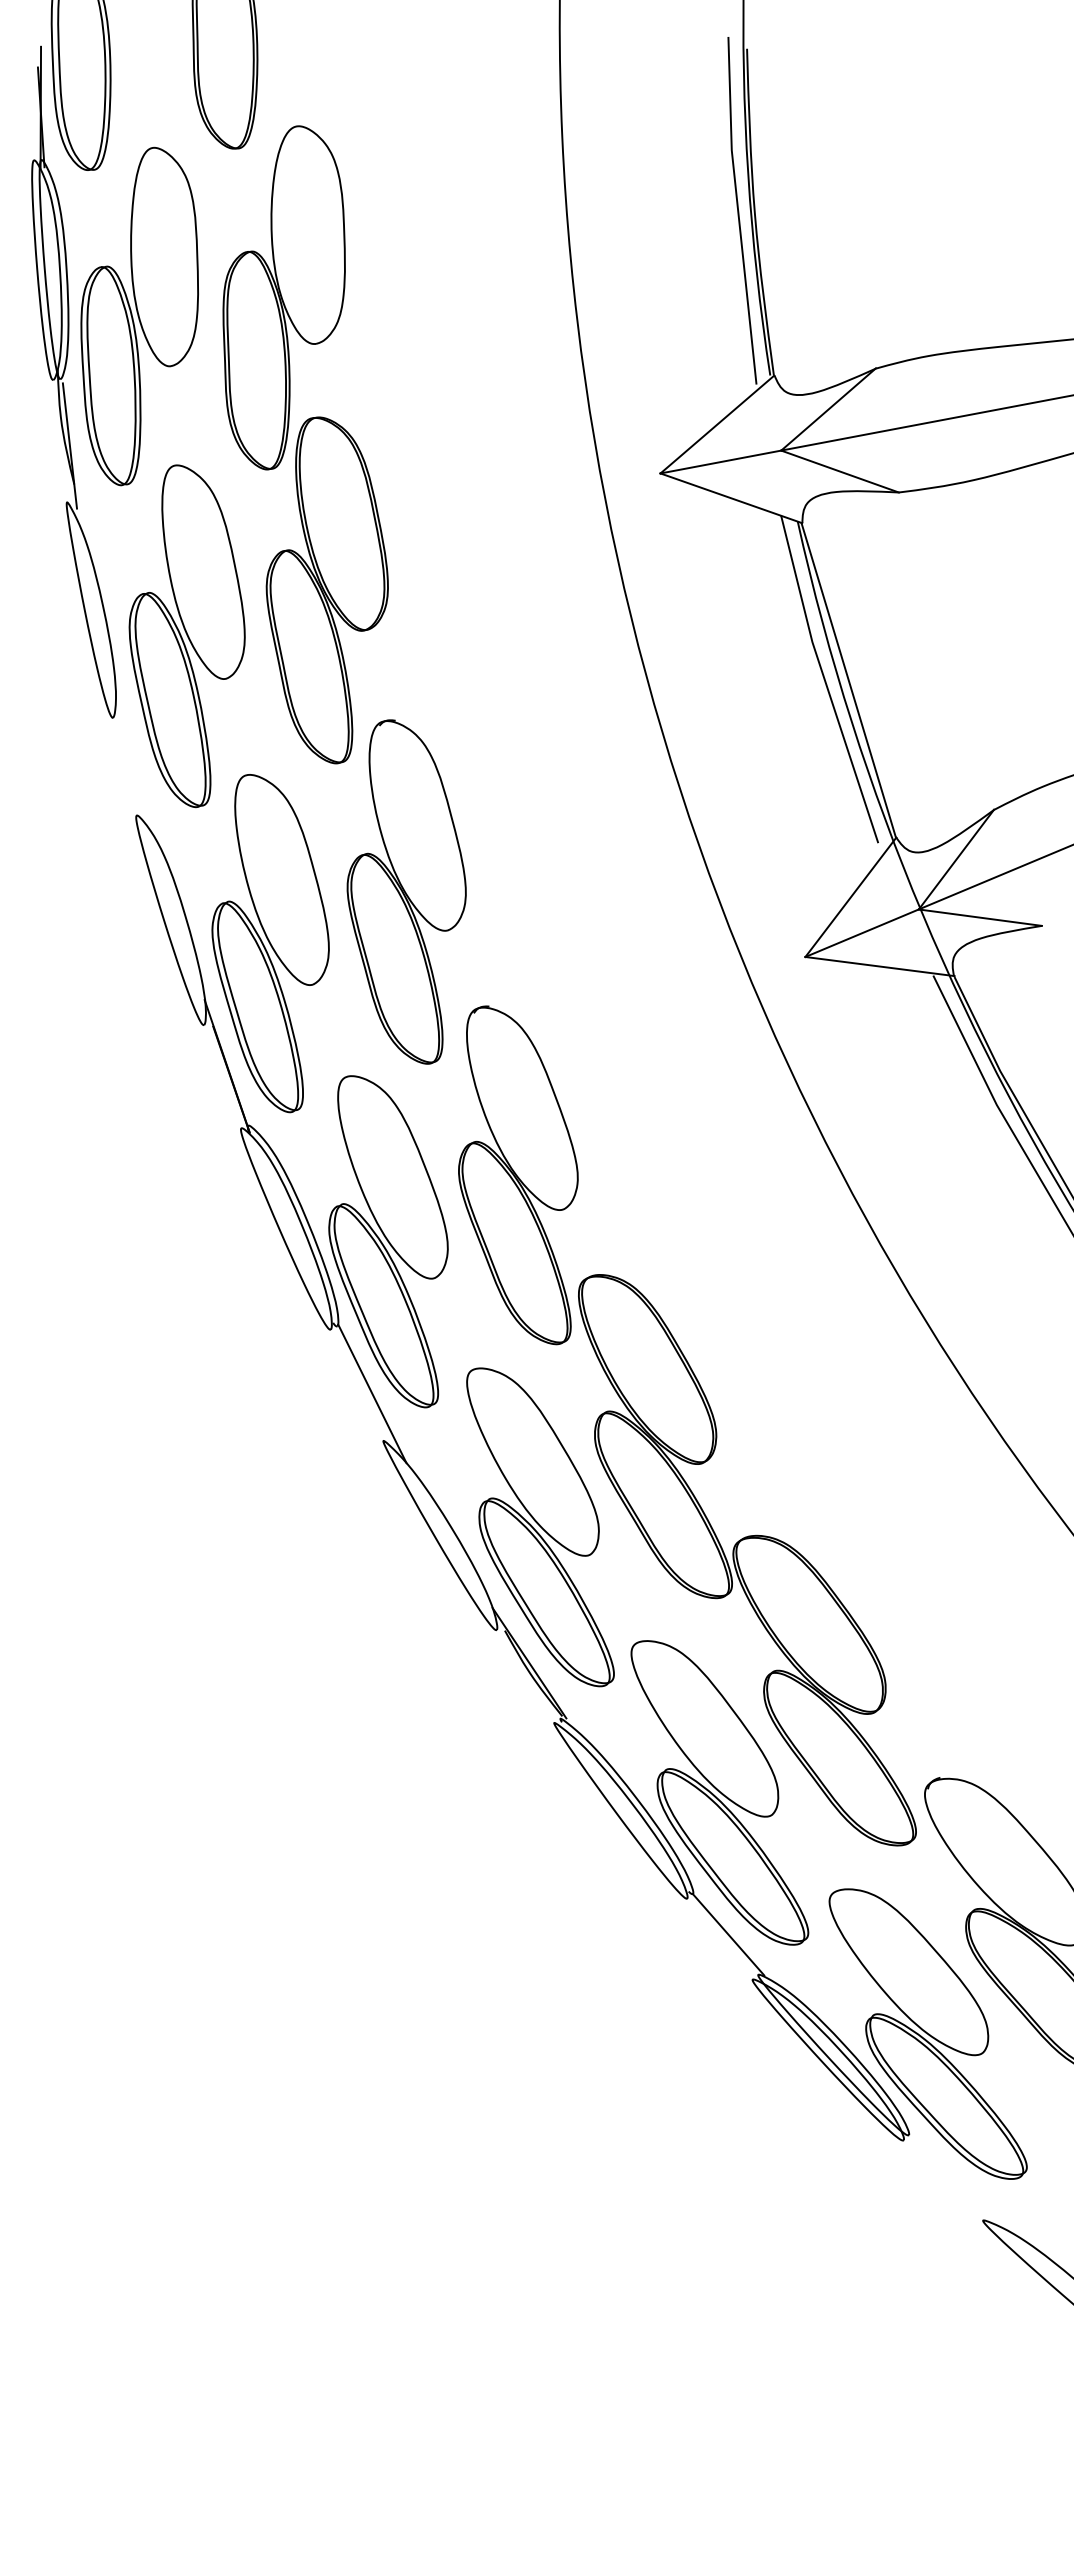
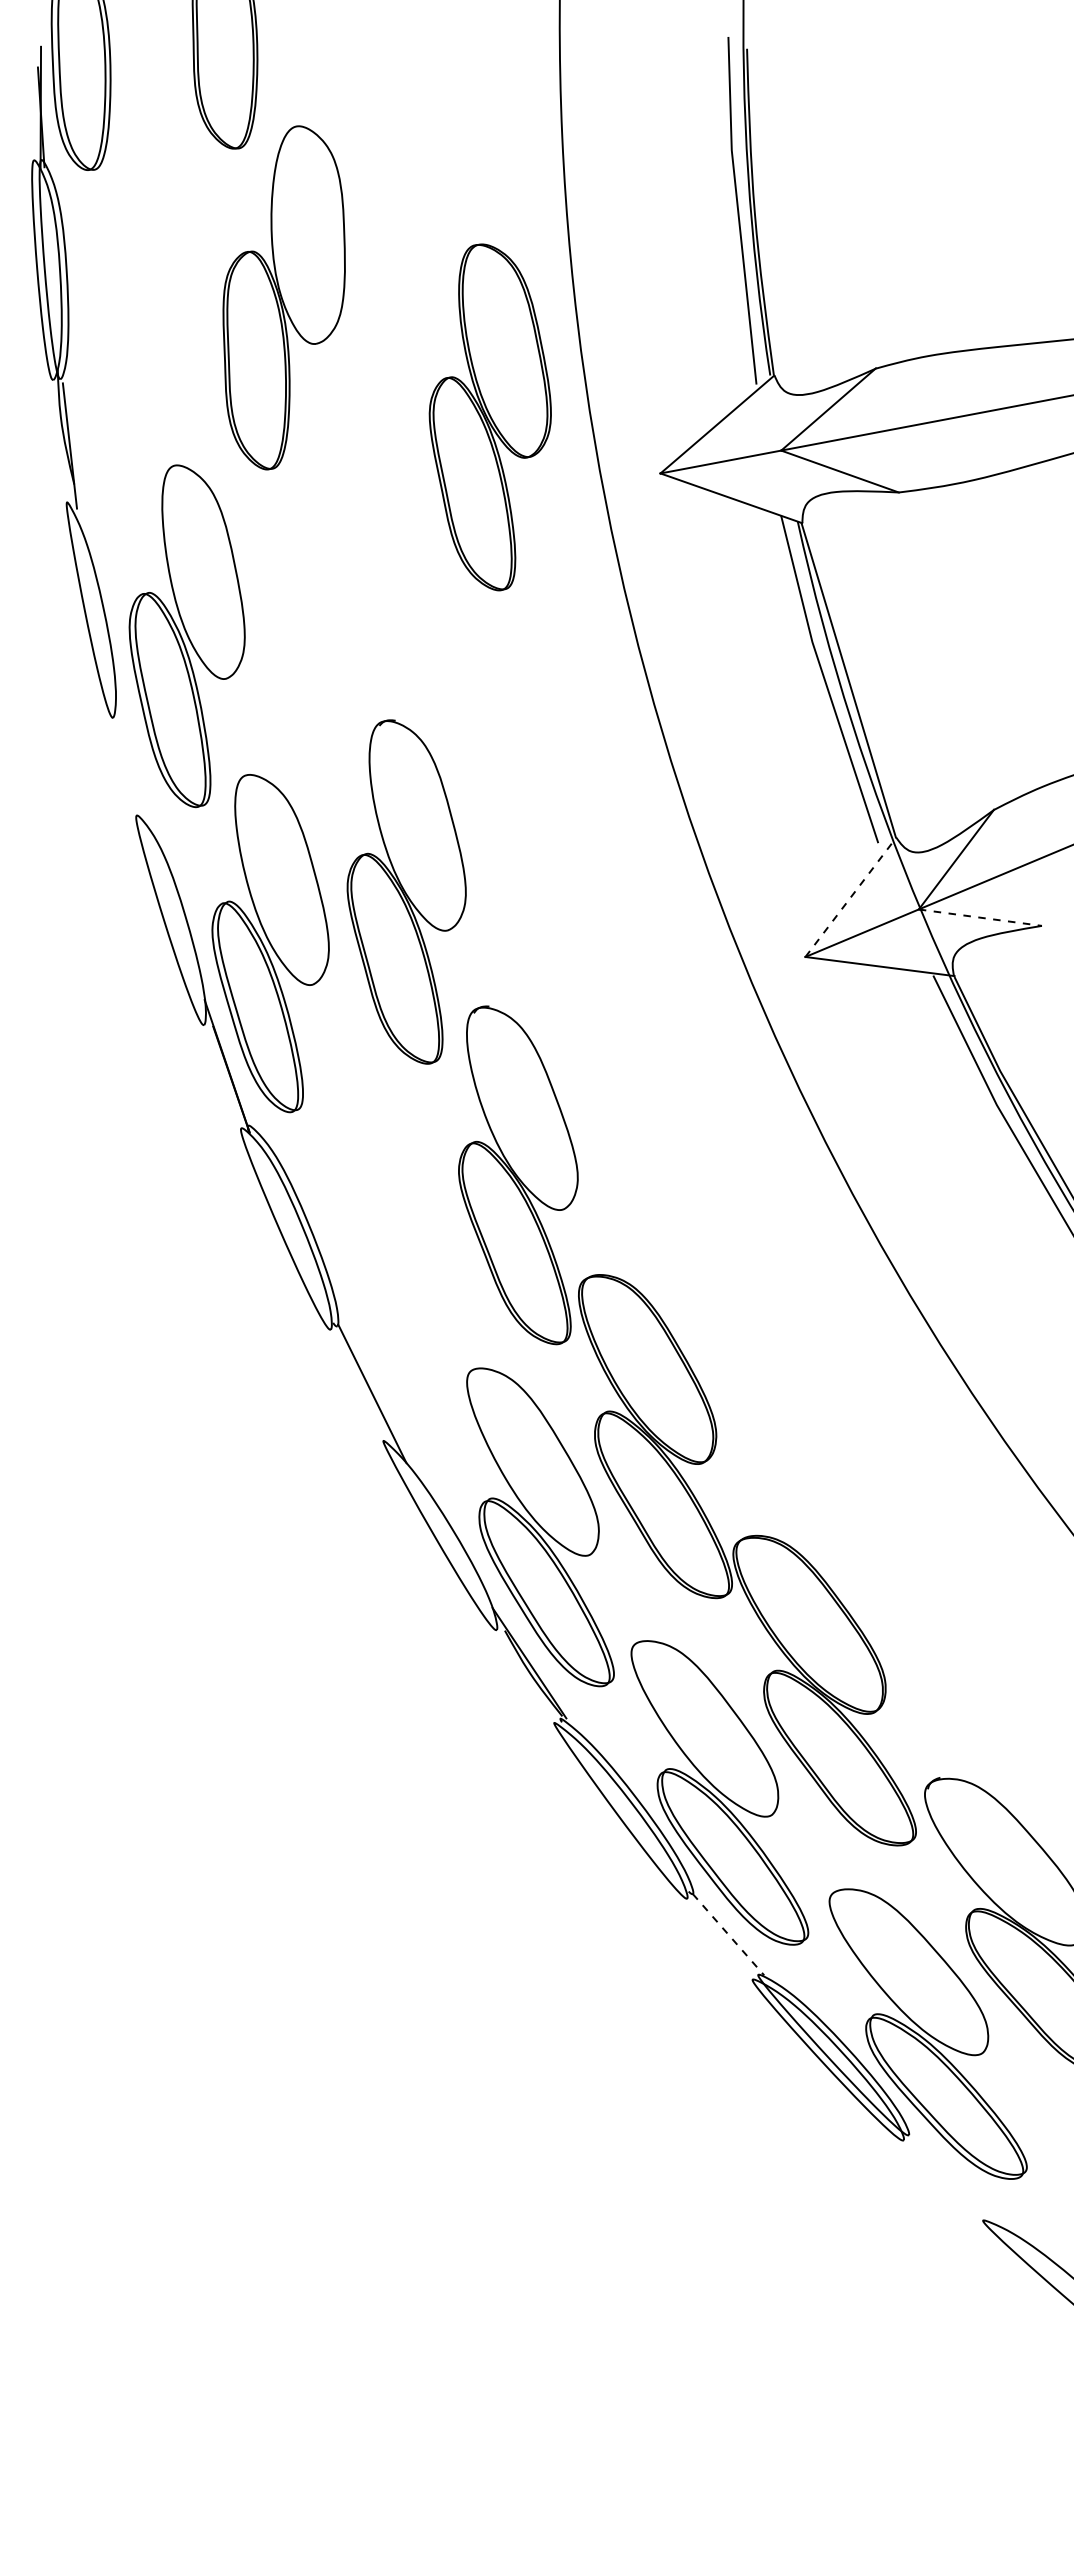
part: present -> none (139, 316)
part position: (326, 590) -> (489, 417) (489, 417)
line: solid -> dashed (851, 896)
line: solid -> dashed (980, 917)
part: present -> none (388, 1241)
line: solid -> dashed (728, 1935)
